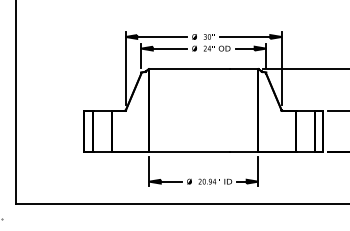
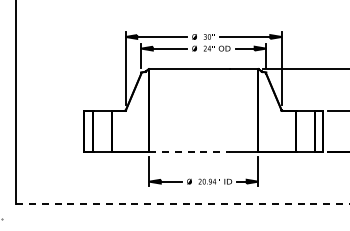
line: solid -> dashed (190, 152)
line: solid -> dashed (183, 204)
